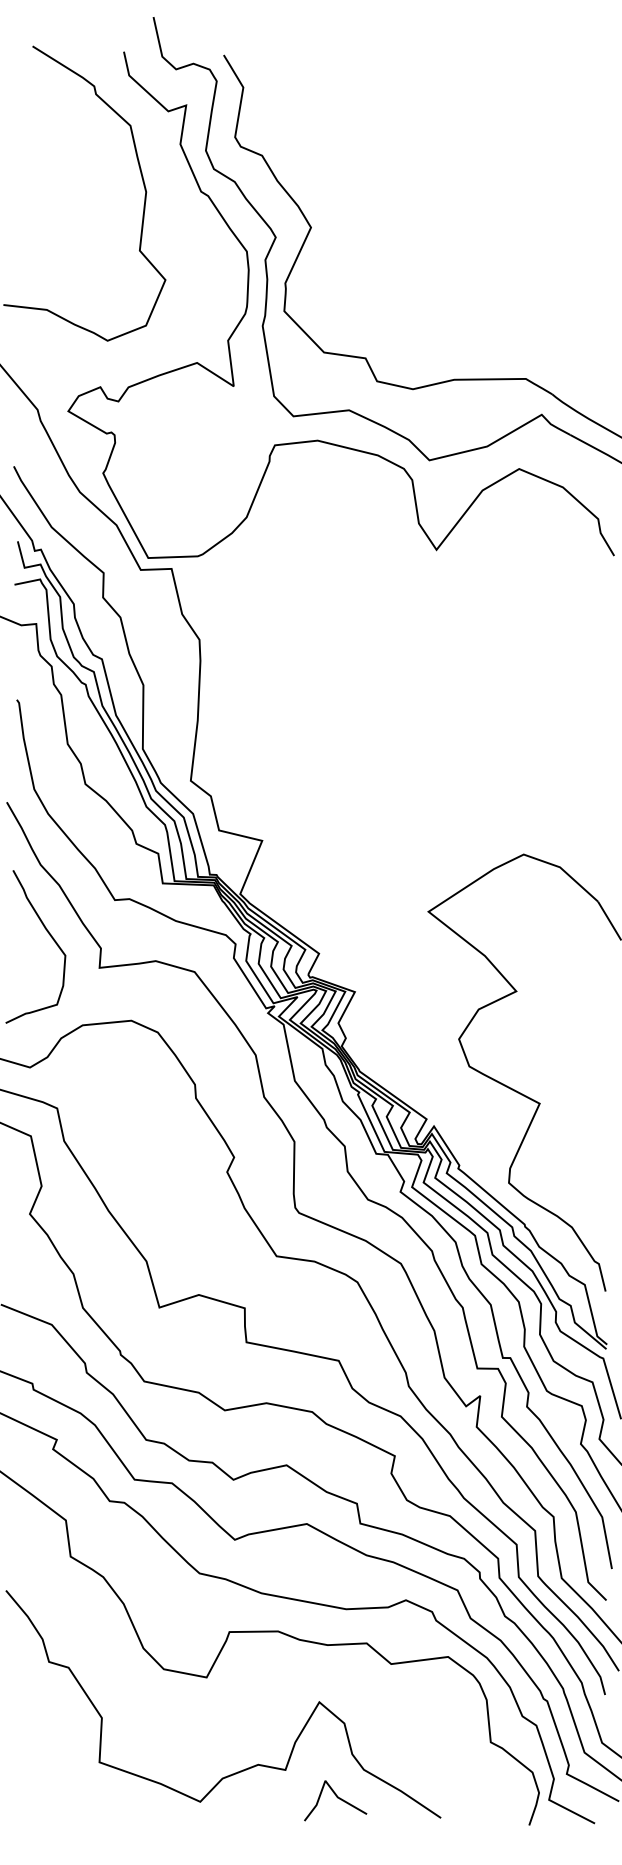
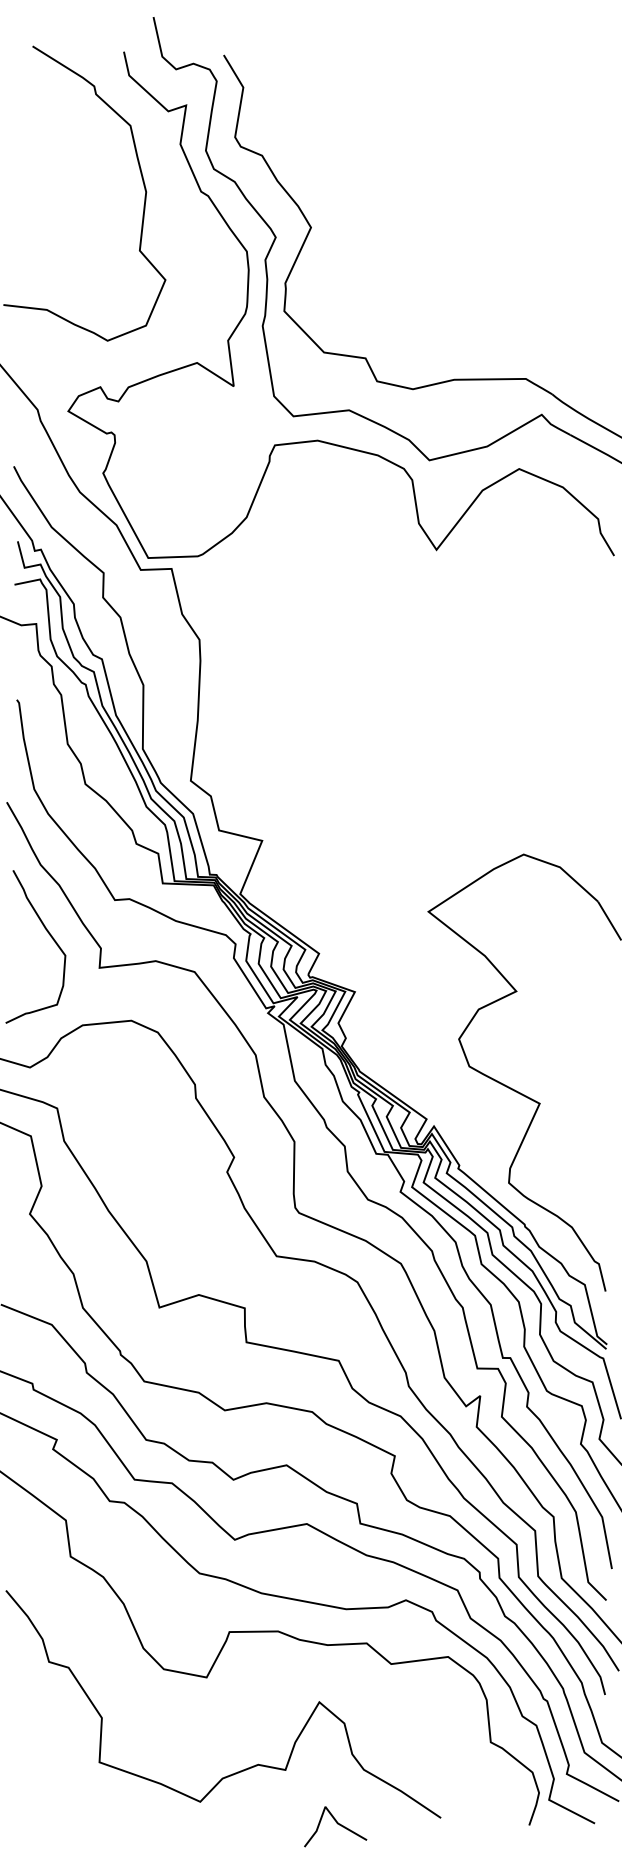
line position: (337, 1798) -> (337, 1824) (337, 1824)
